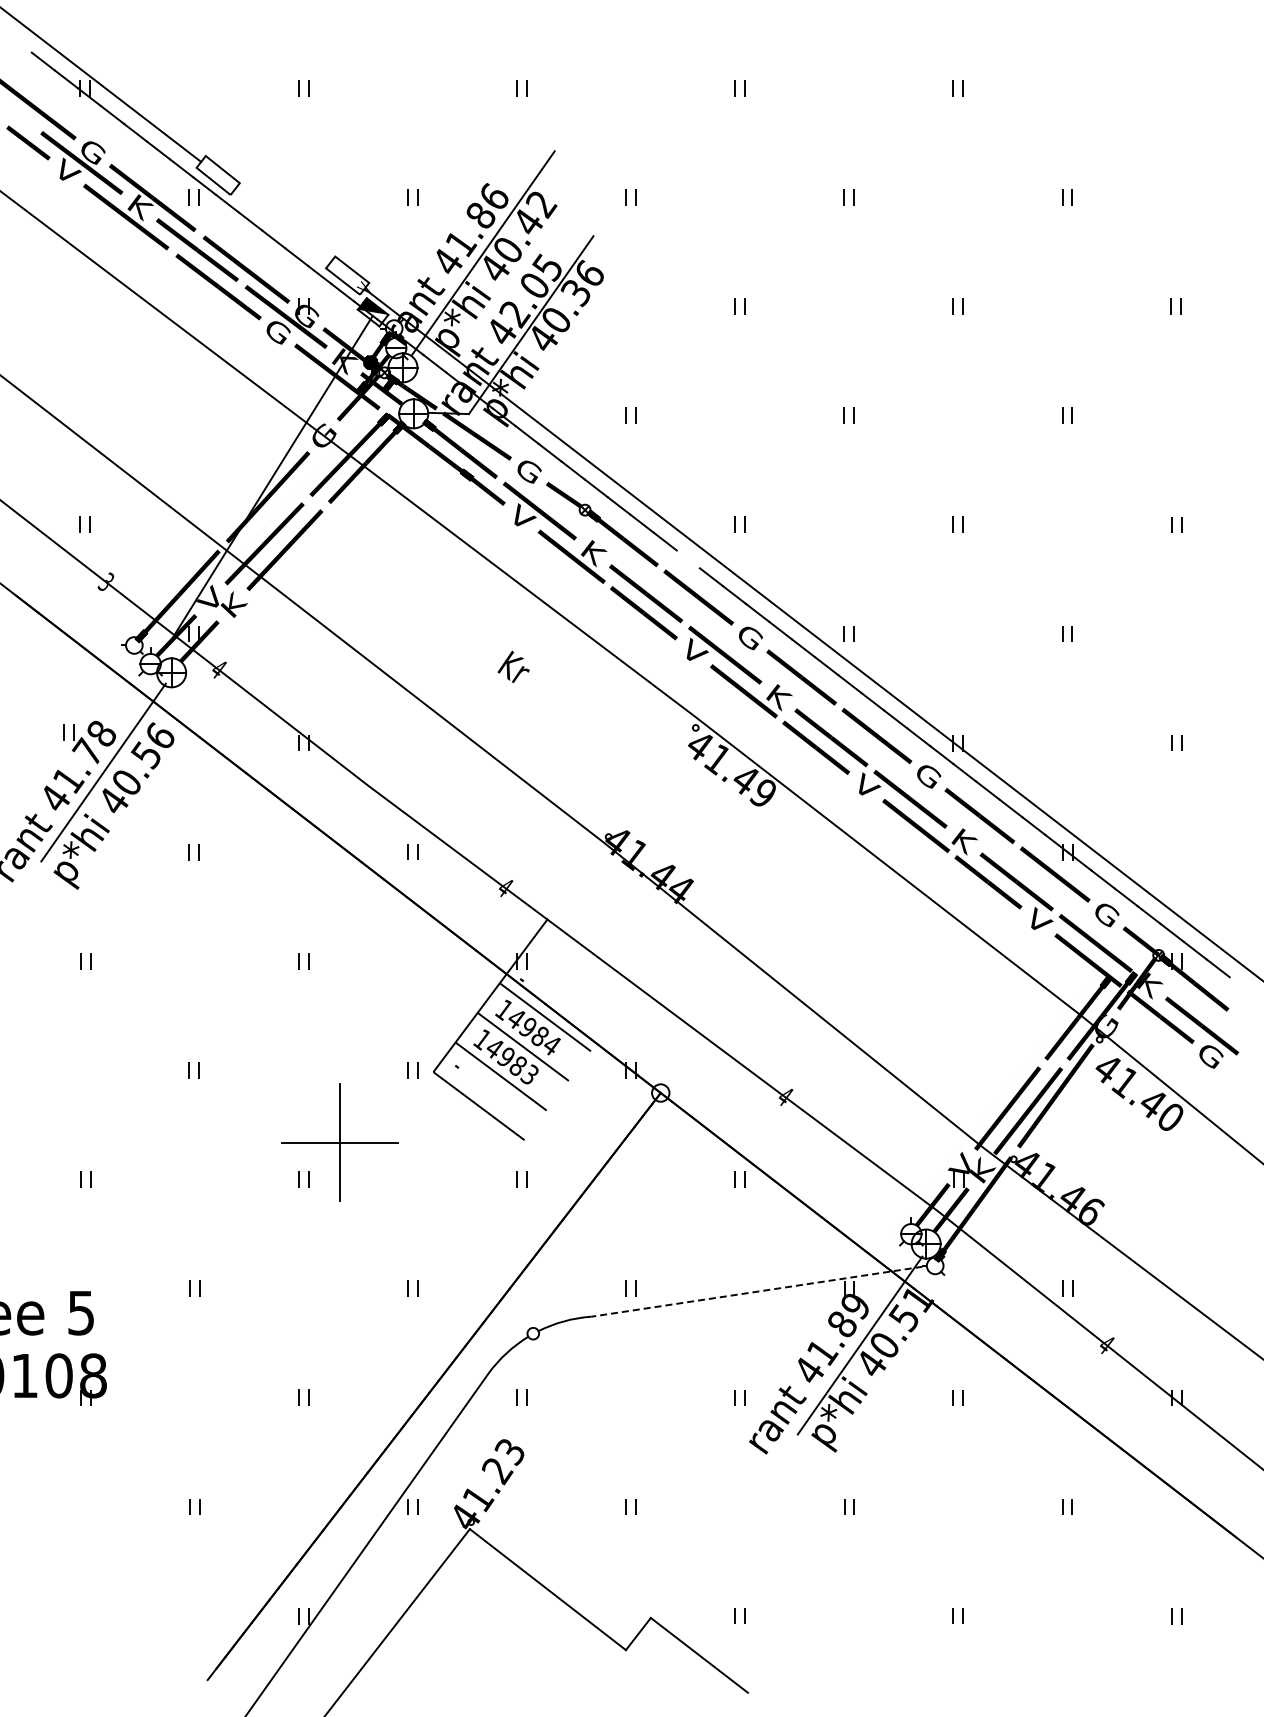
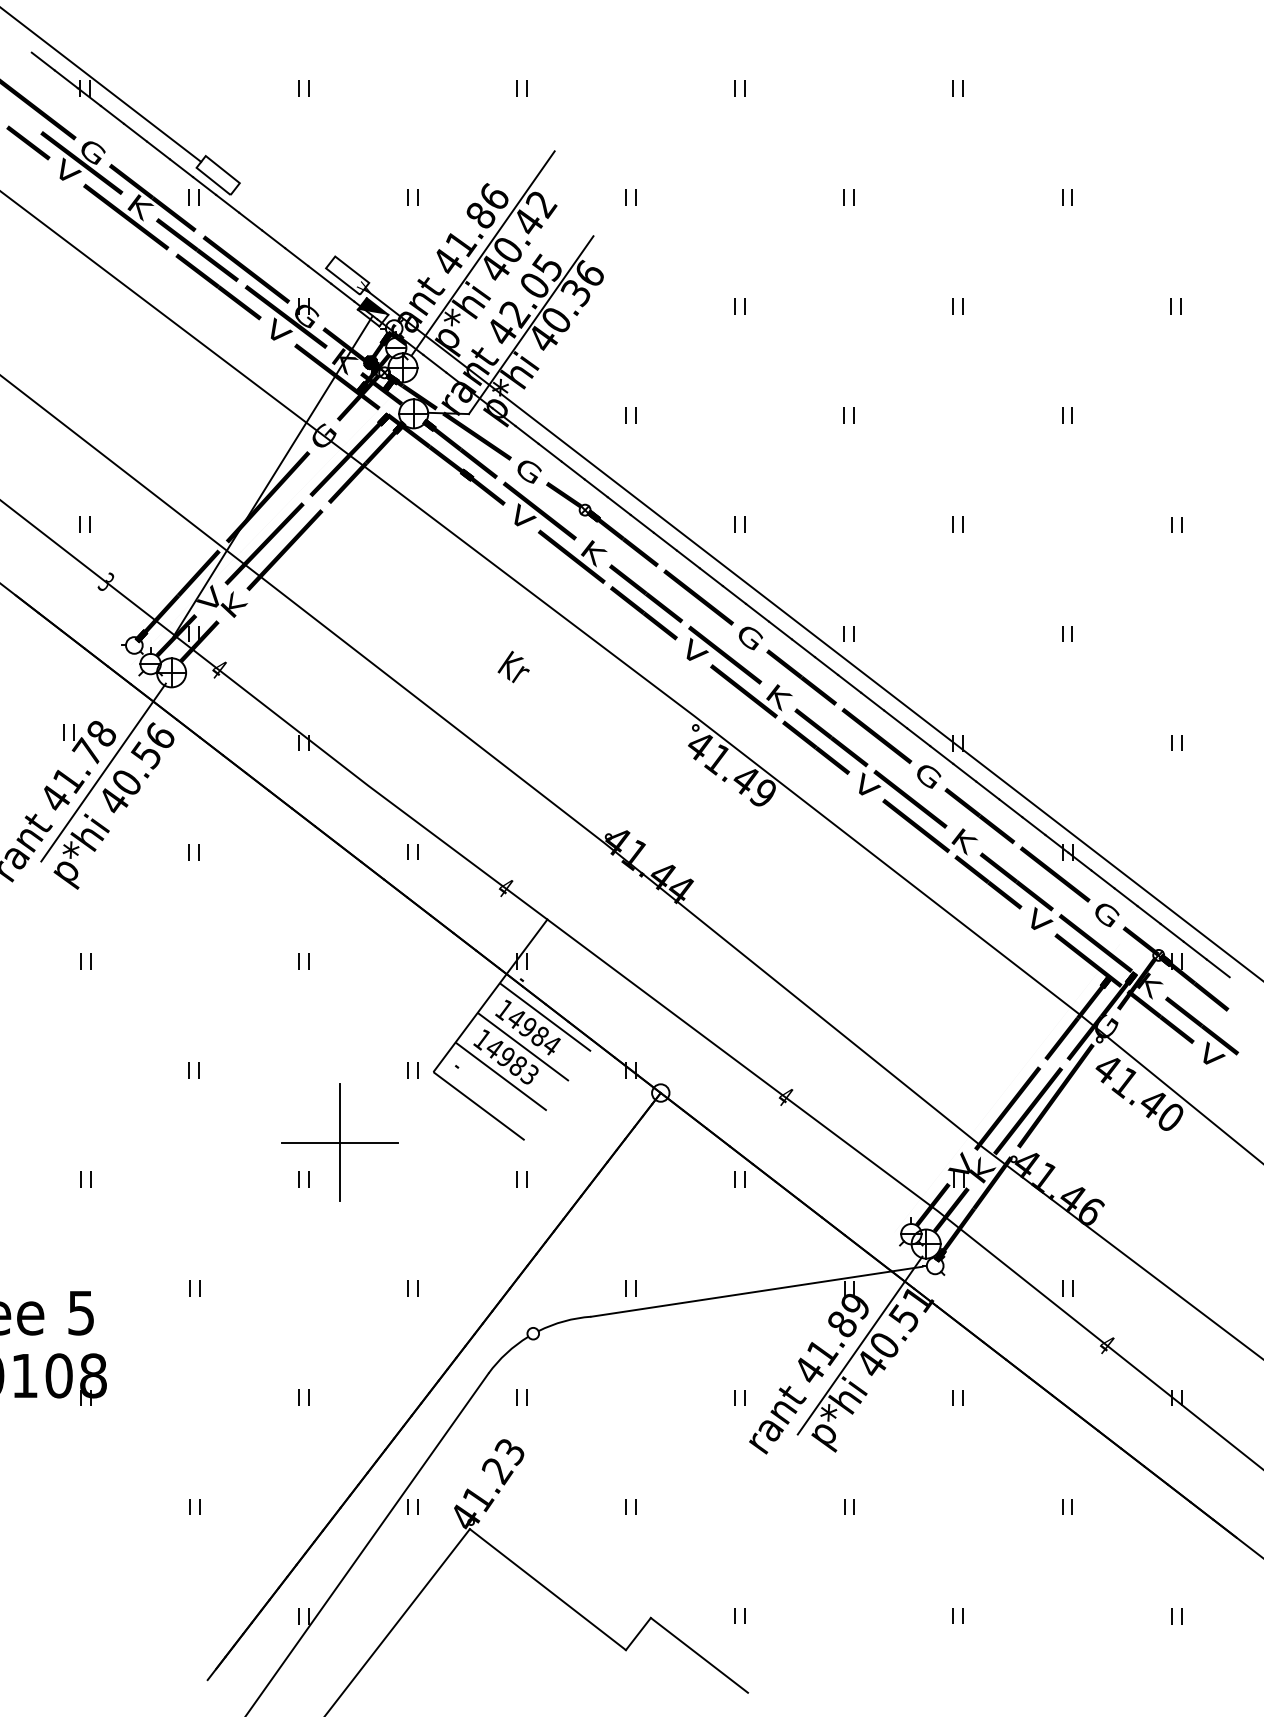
text: G -> V (279, 330)
line: none -> present (687, 559)
text: G -> V (1212, 1054)
line: dashed -> solid (756, 1291)
